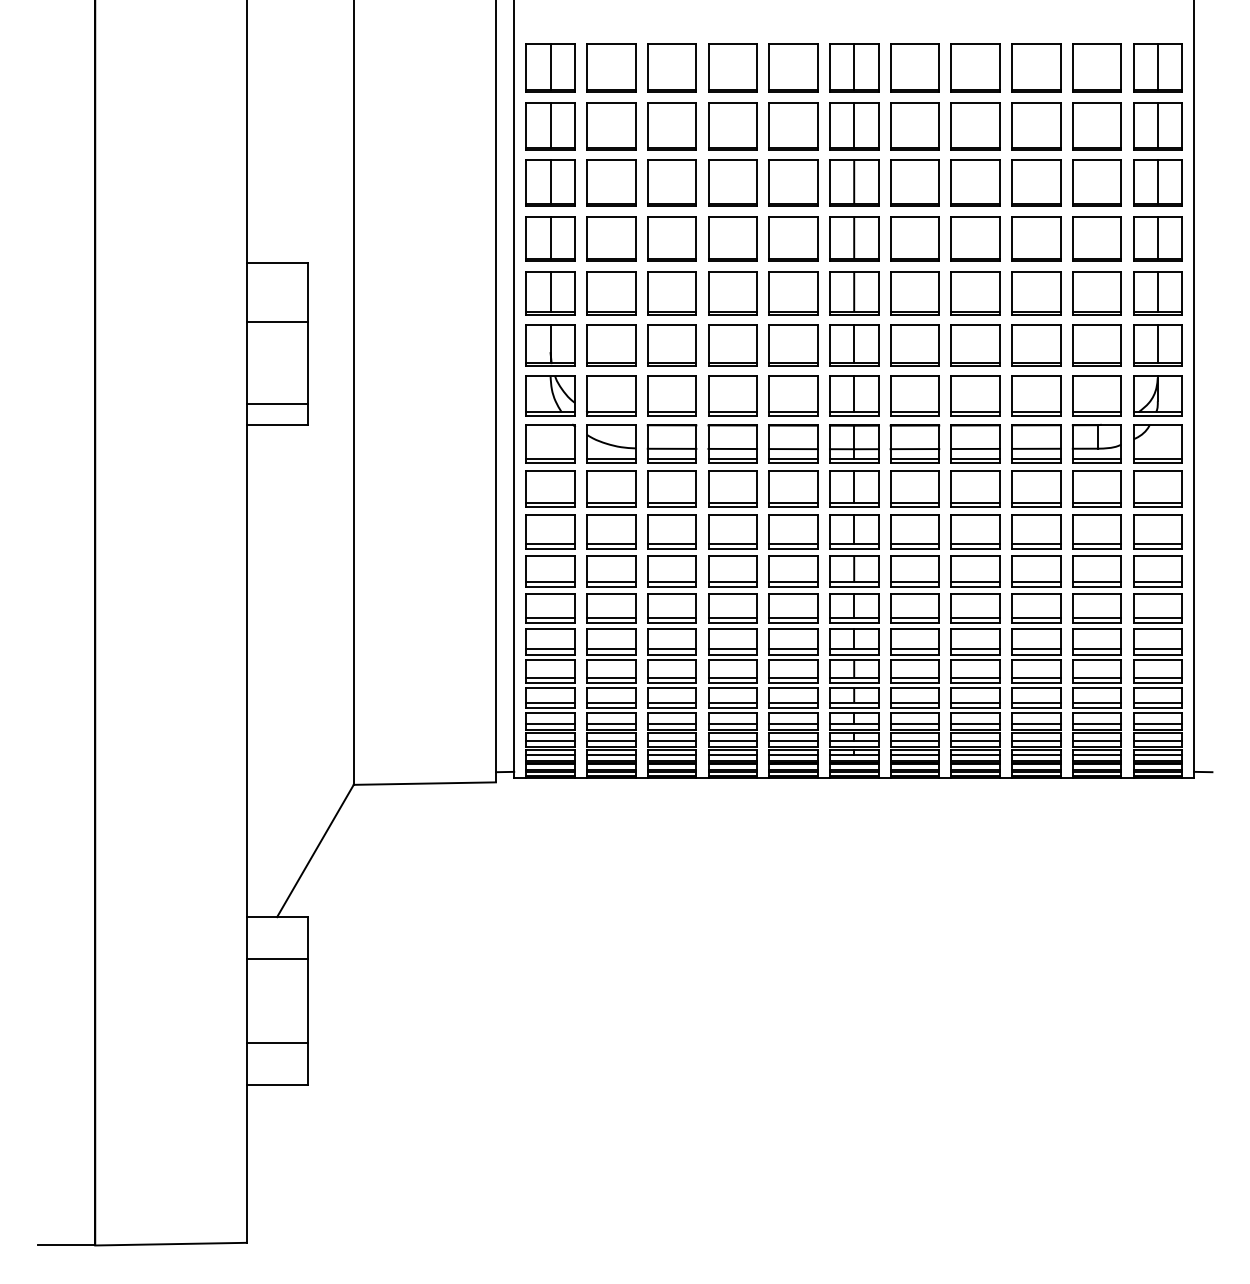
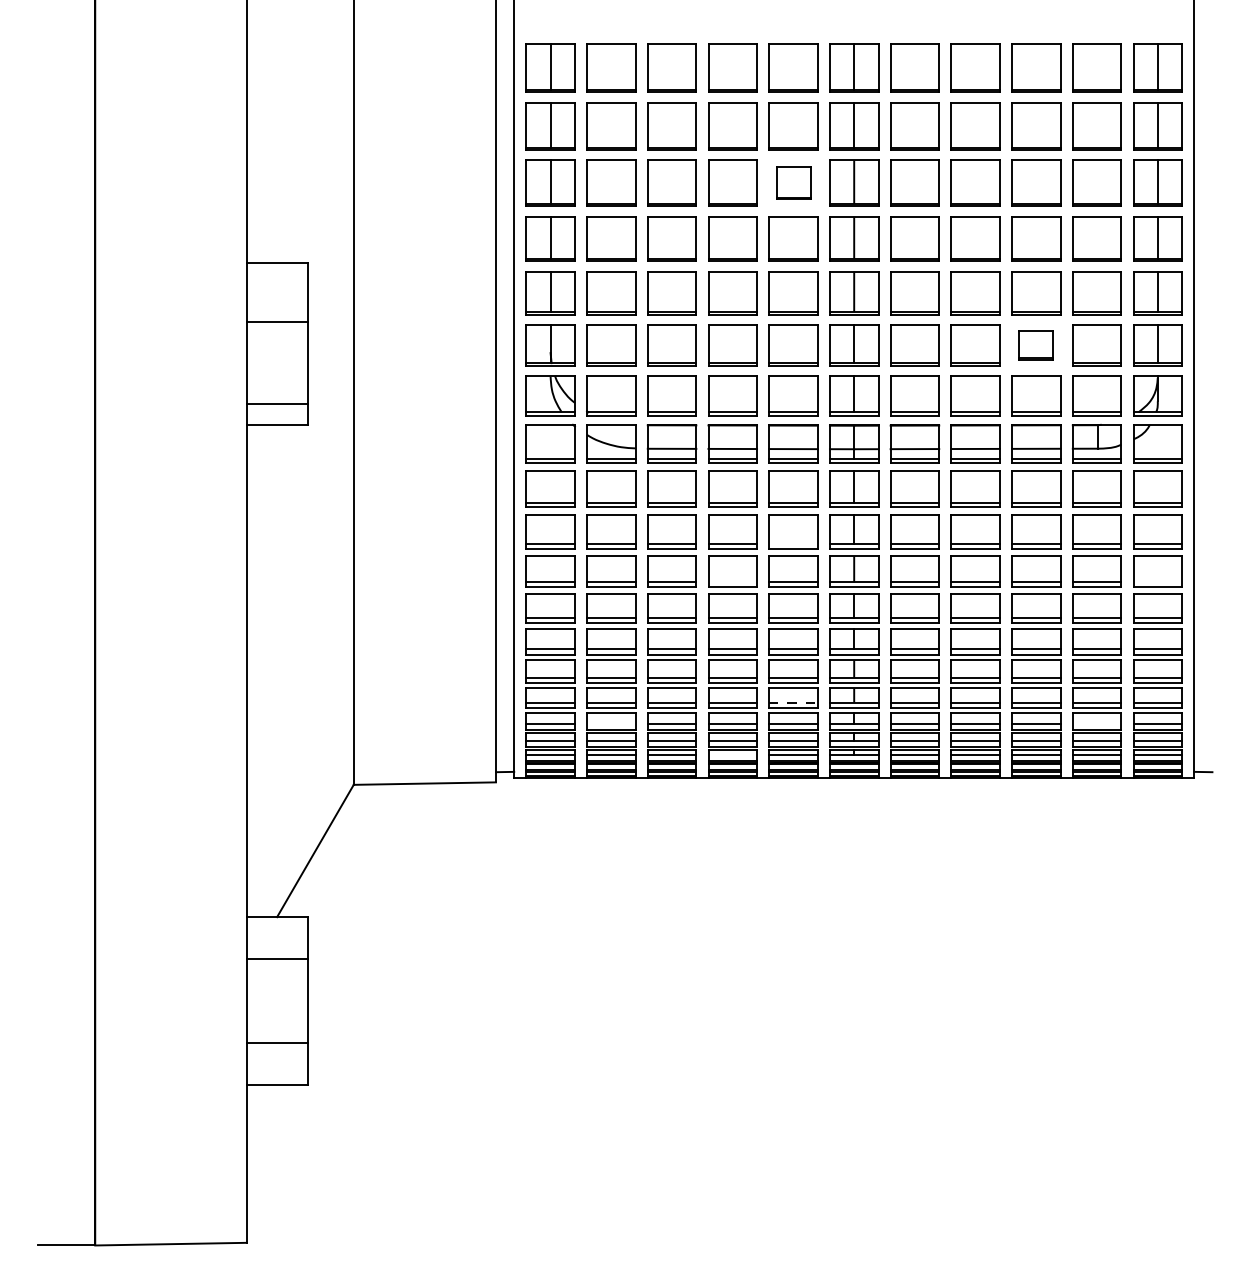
part size: 51x48 px -> 36x34 px (793, 182)
part size: 51x43 px -> 36x31 px (1035, 345)
line: present -> none (793, 544)
line: present -> none (732, 582)
line: present -> none (1157, 582)
line: solid -> dashed (793, 702)
line: present -> none (611, 723)
line: present -> none (1096, 723)
line: present -> none (732, 754)
